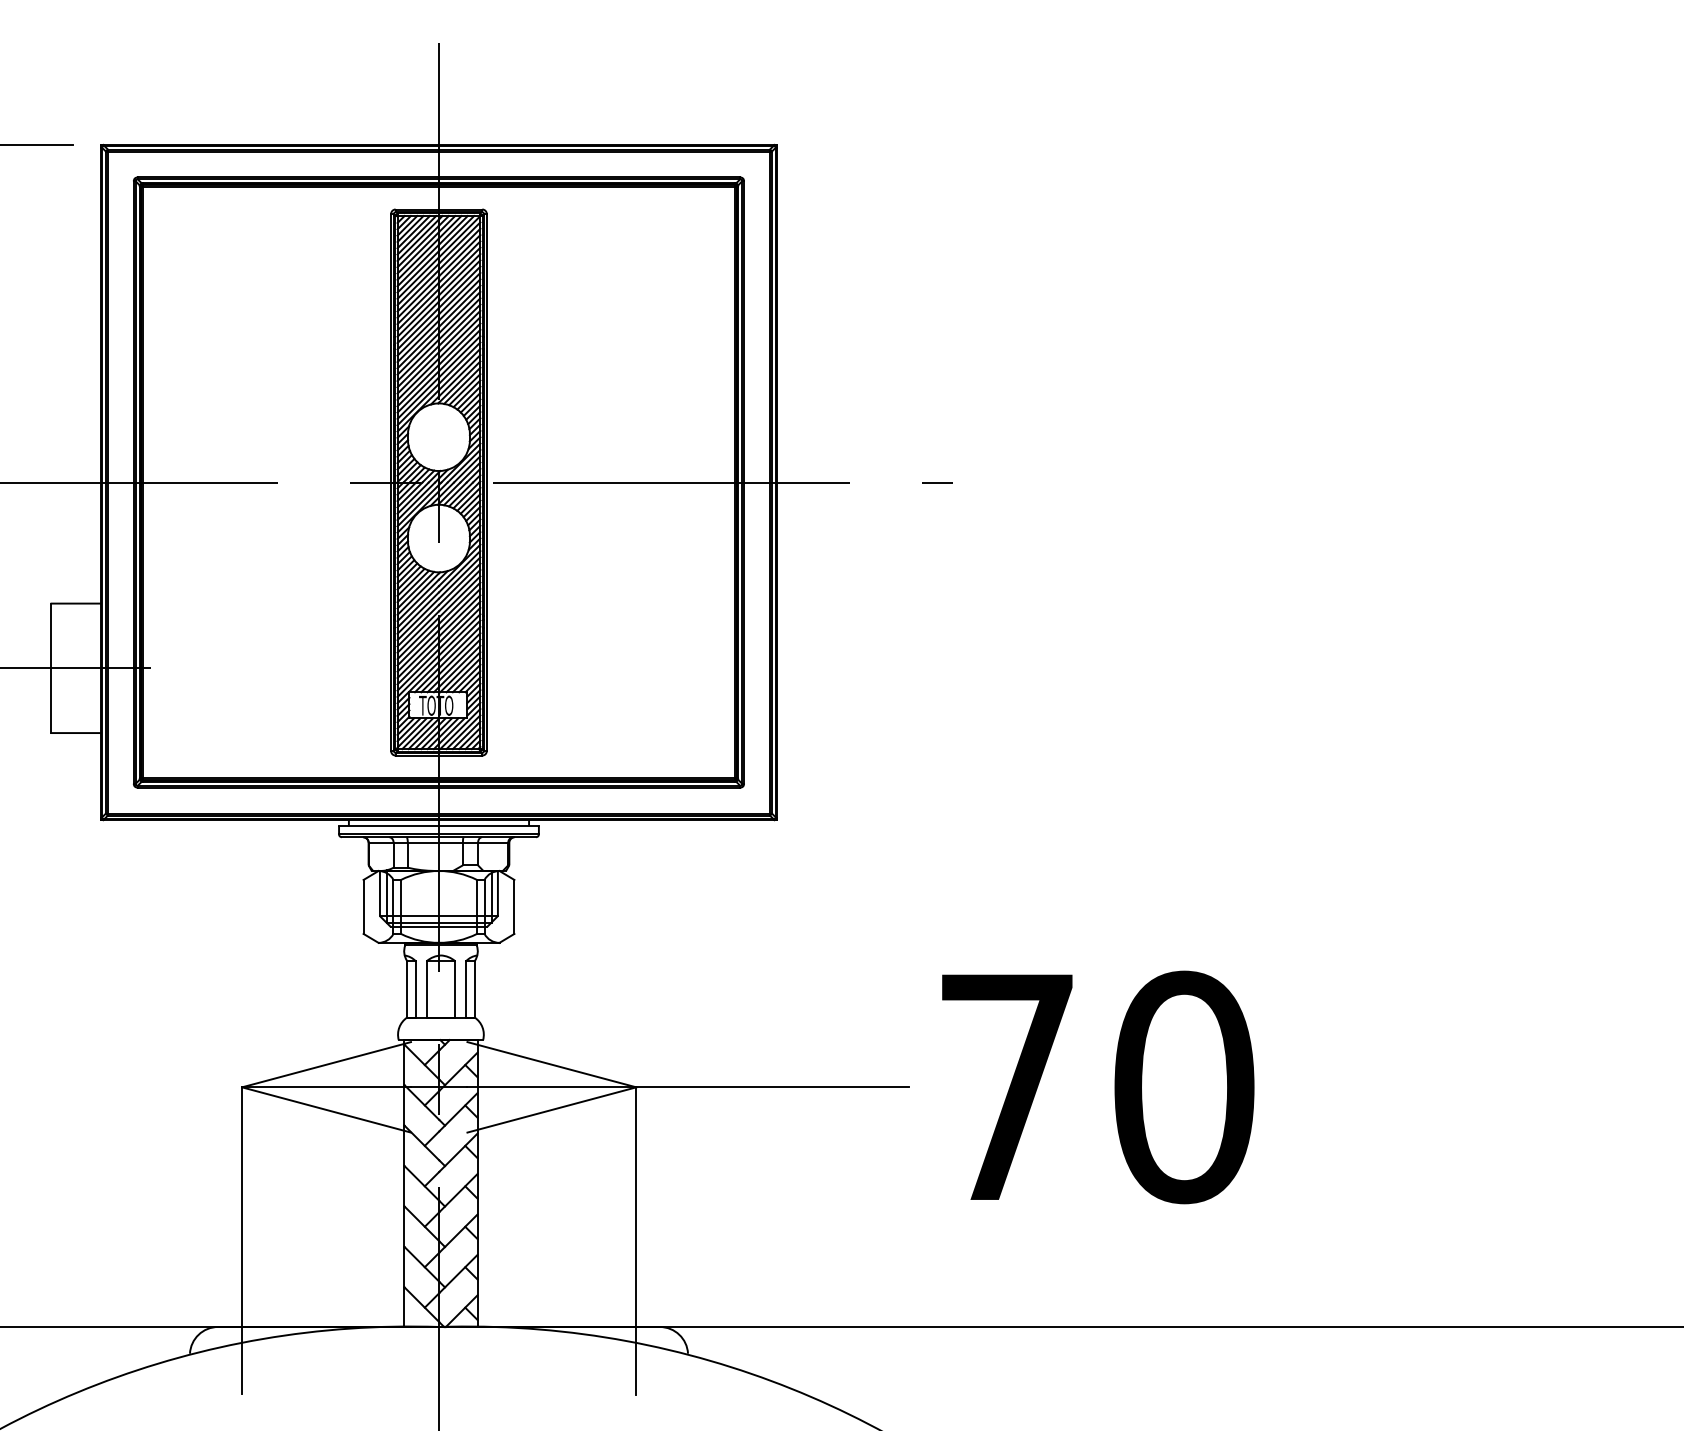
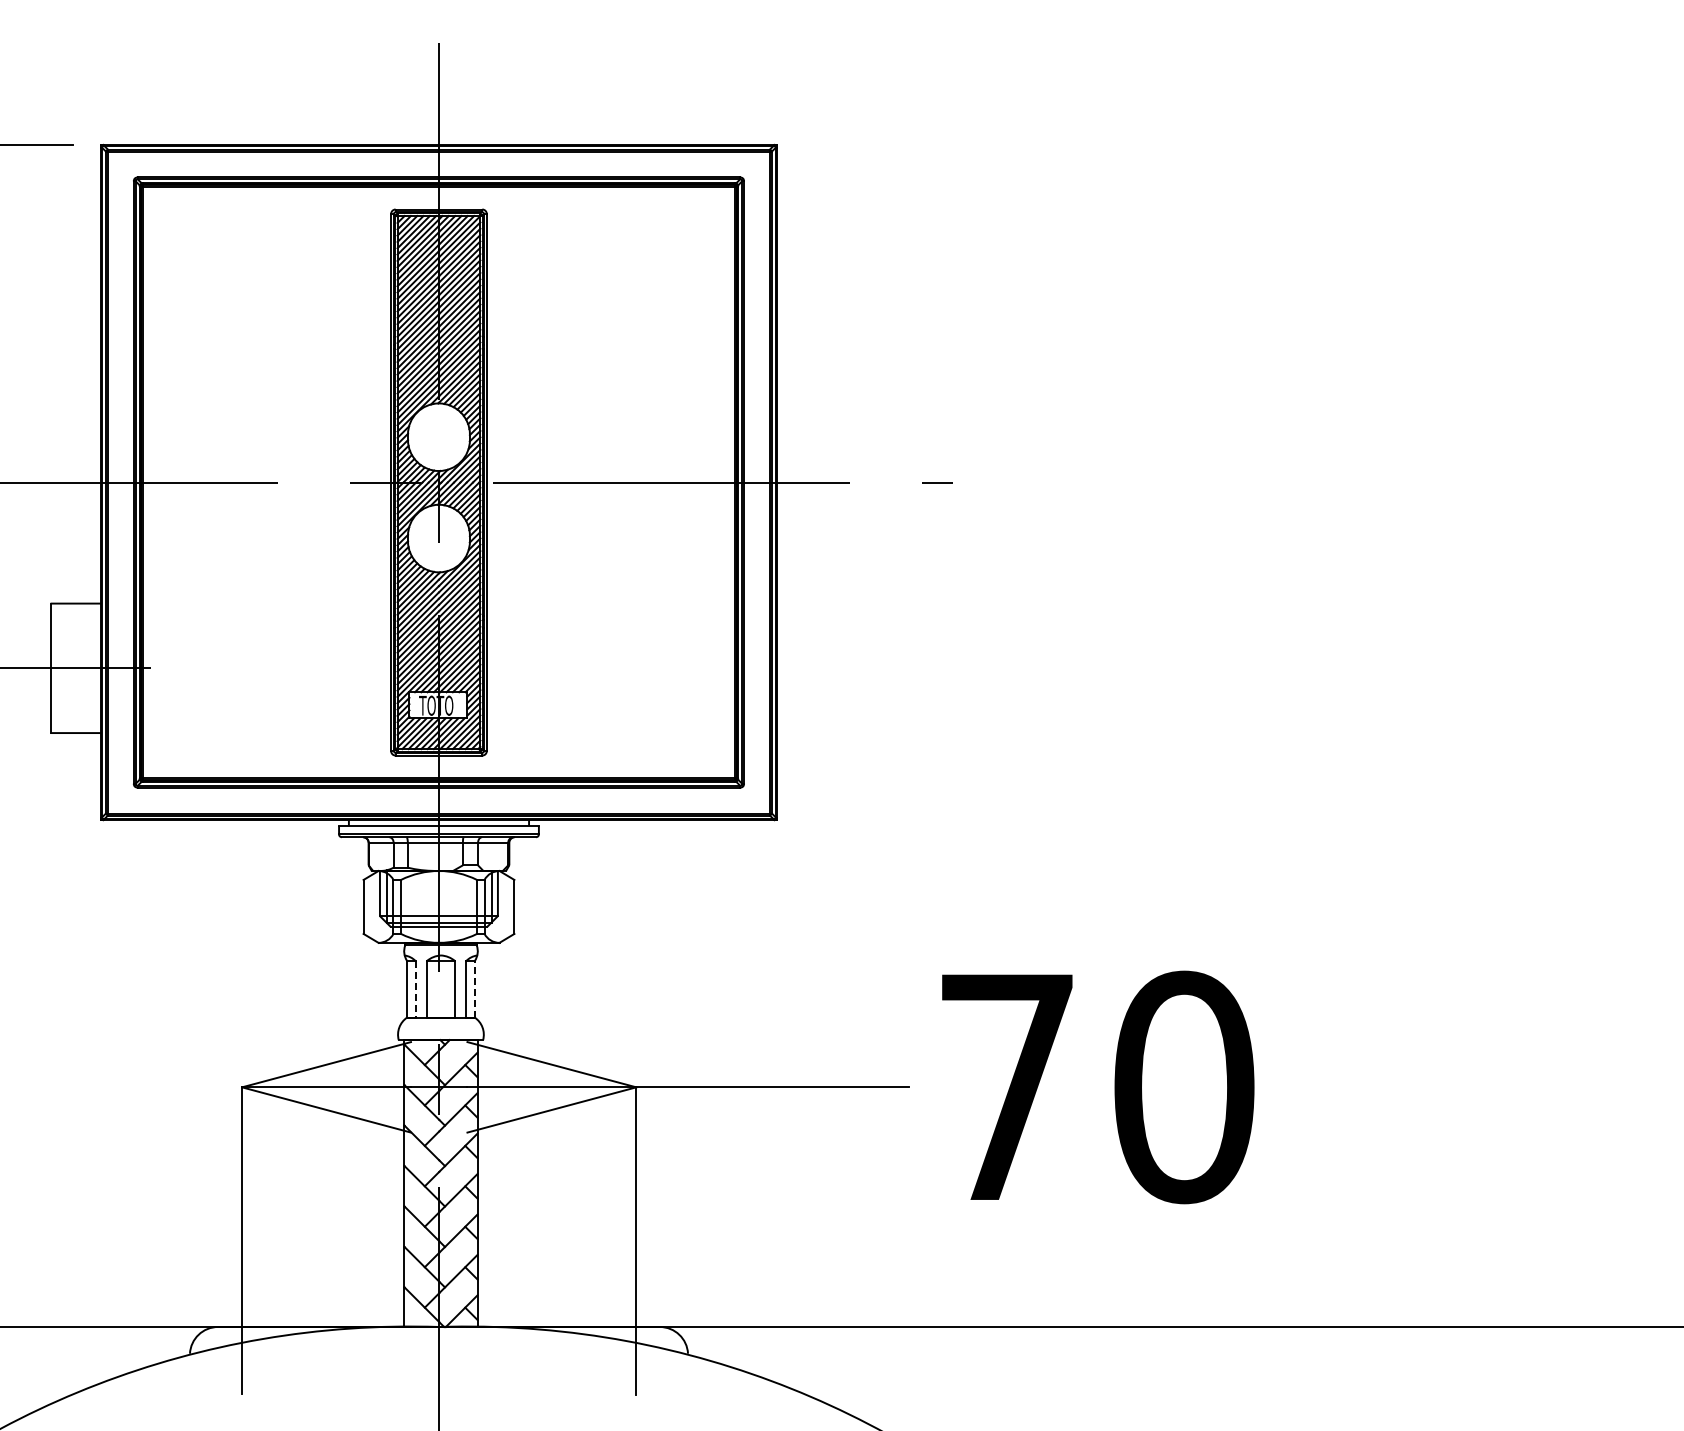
line: solid -> dashed (474, 988)
line: solid -> dashed (415, 989)
